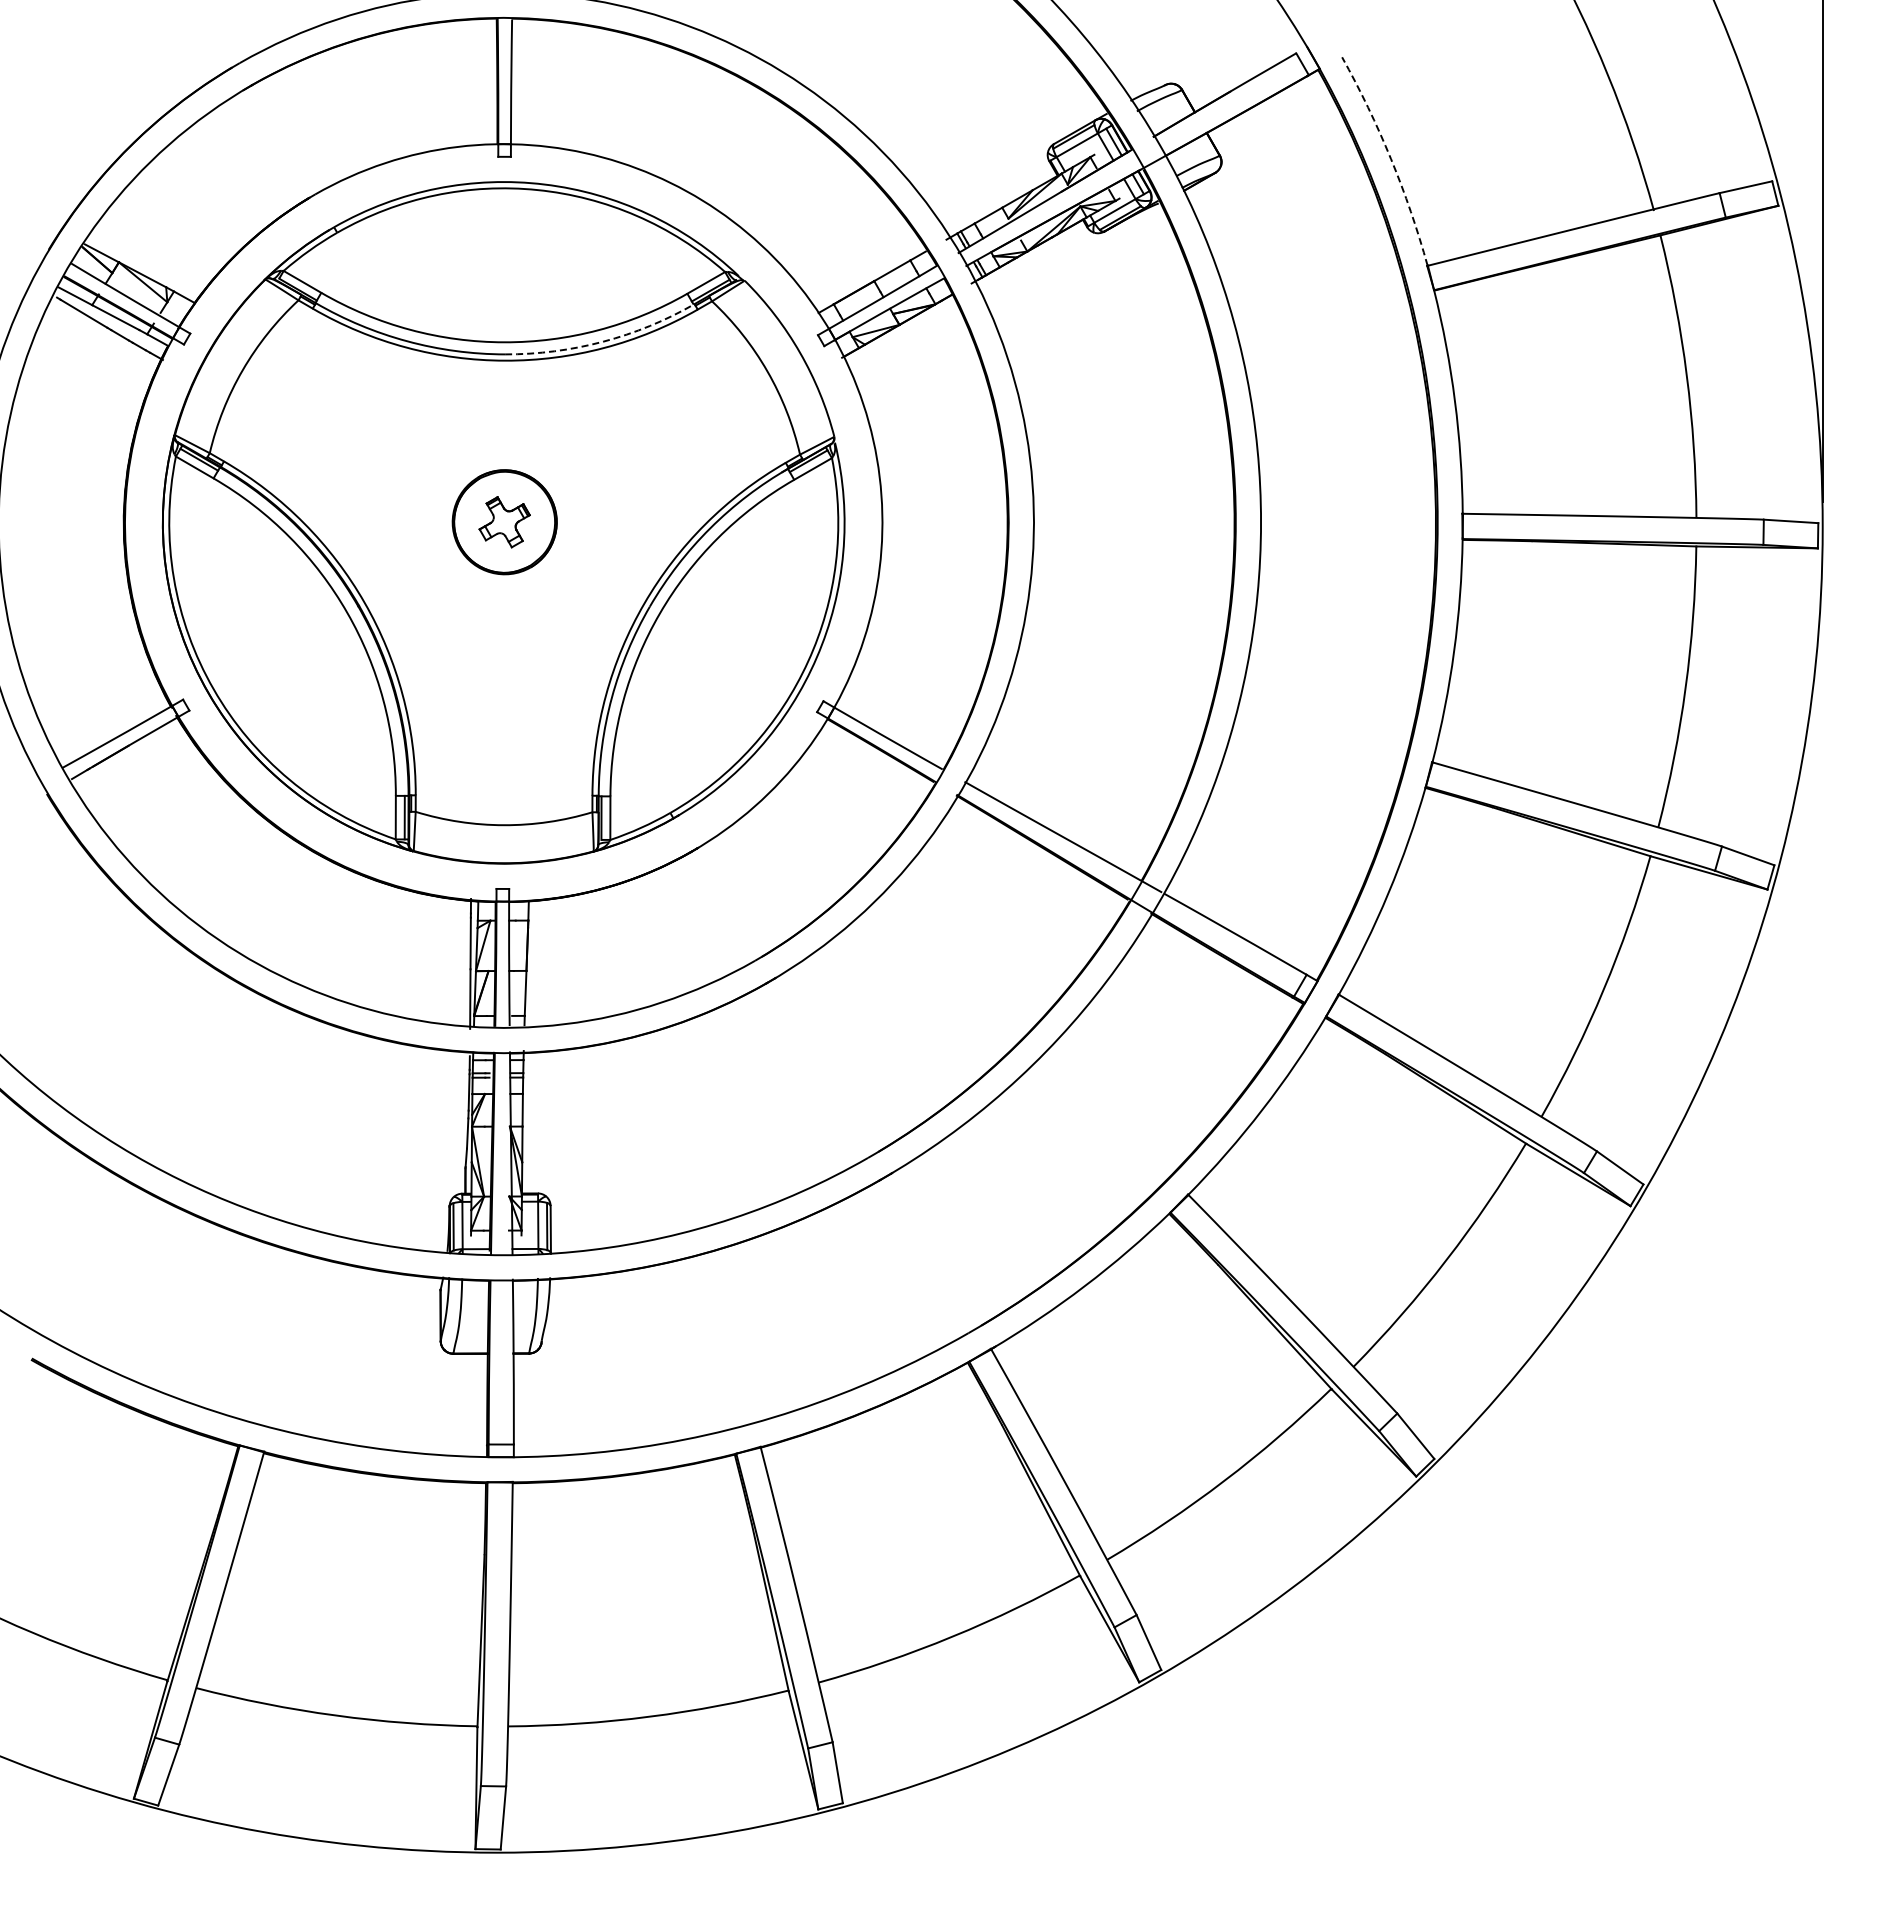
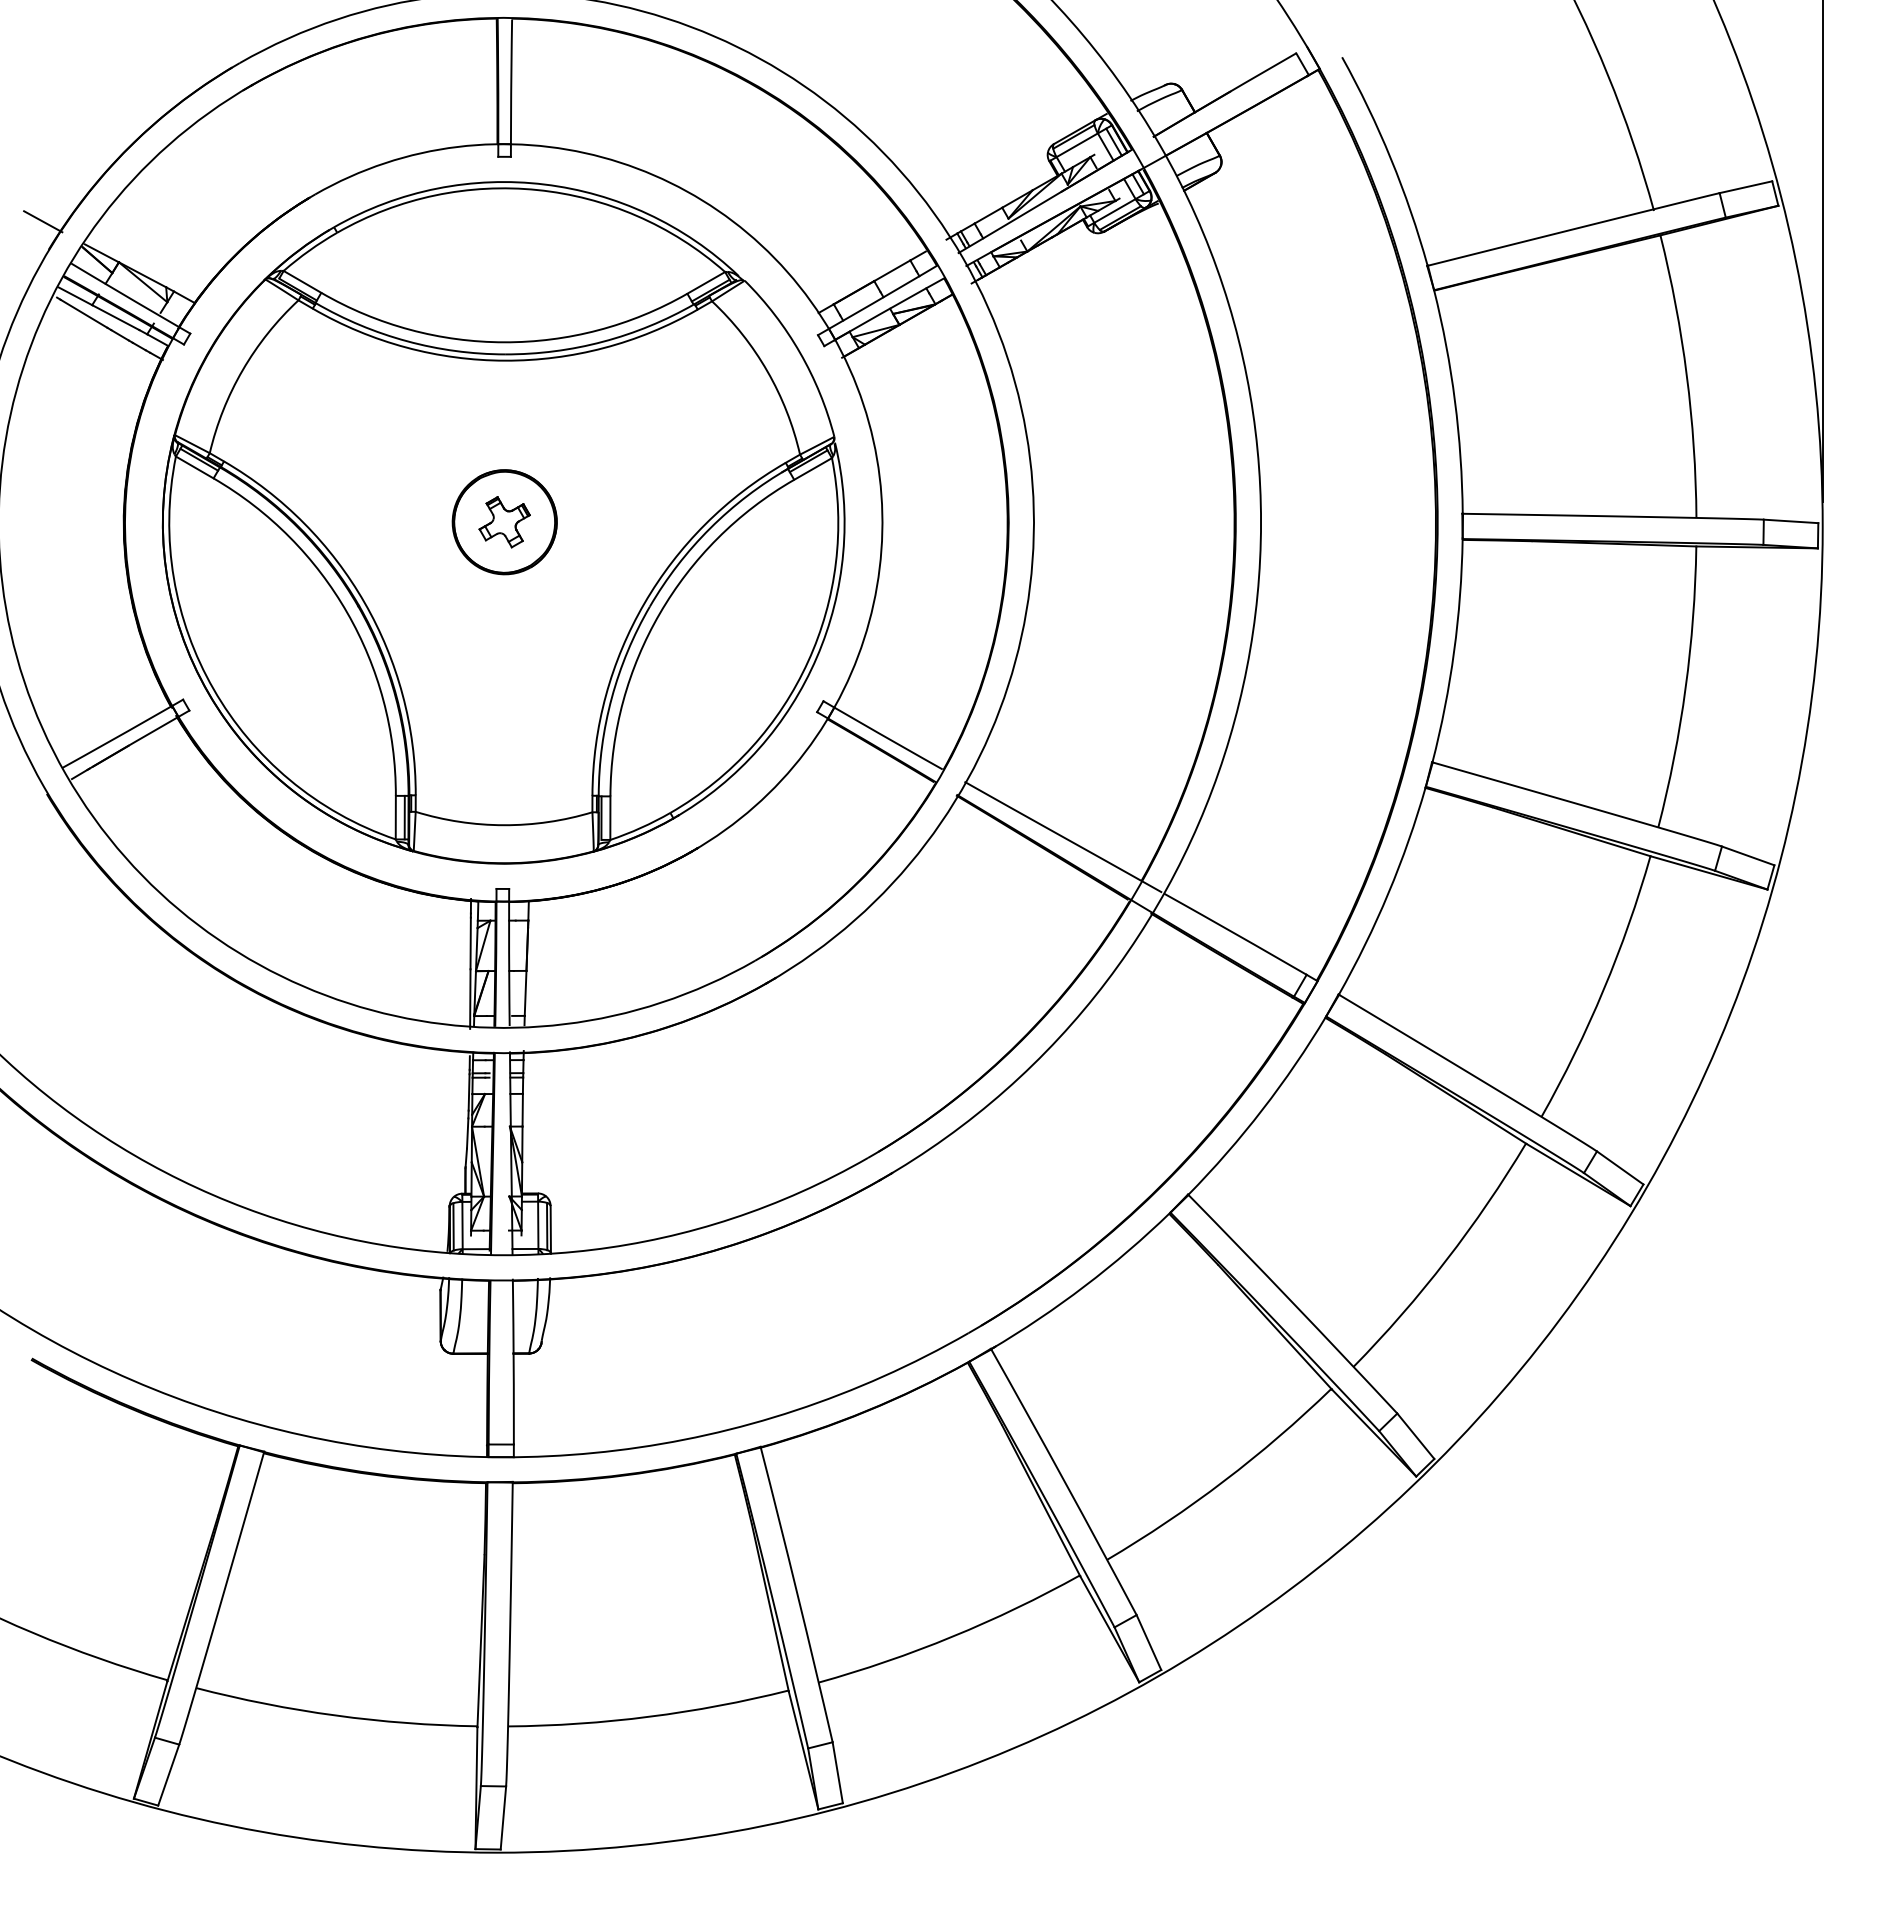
arc: dashed -> solid (1391, 159)
line: none -> present (43, 221)
arc: dashed -> solid (603, 341)
